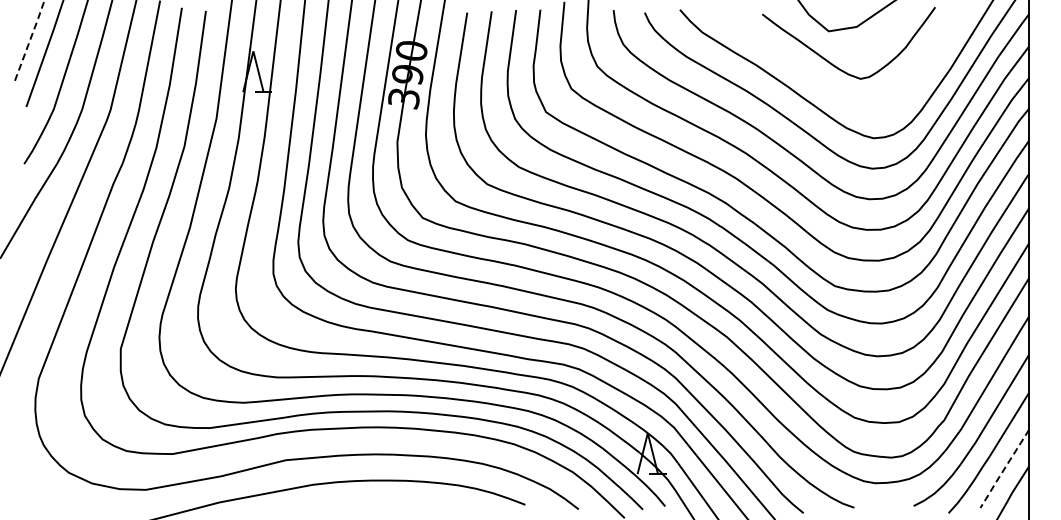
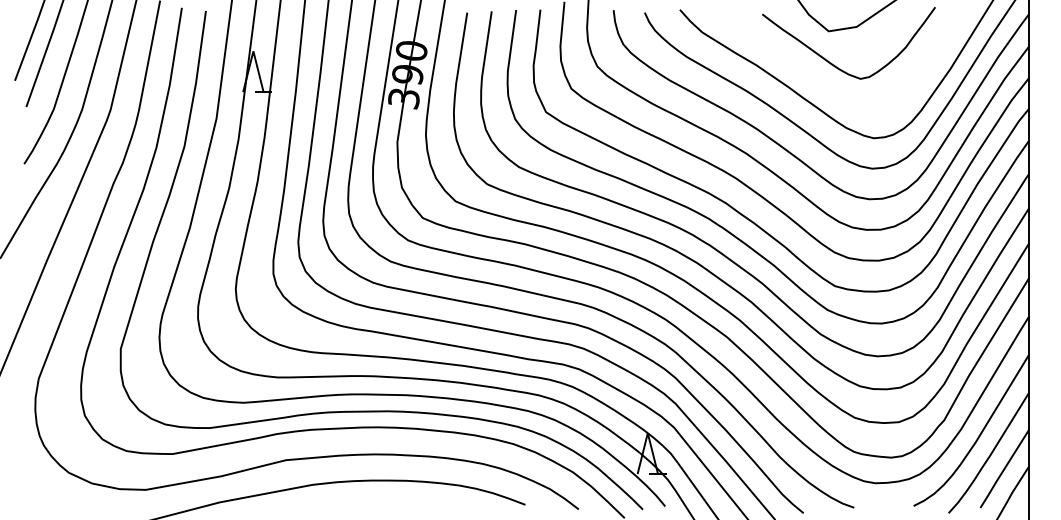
line: dashed -> solid (30, 39)
line: dashed -> solid (1003, 470)
